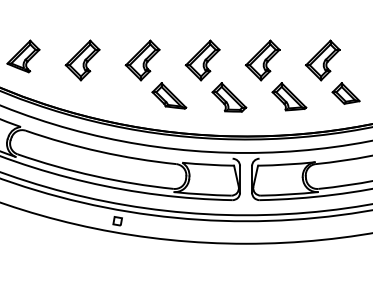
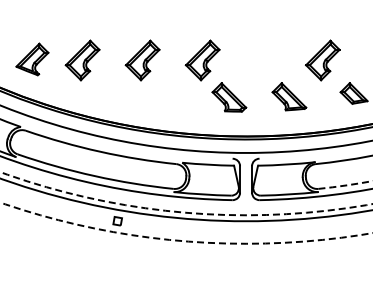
part position: (23, 56) -> (32, 59) (32, 59)
part: present -> none (262, 60)
part position: (345, 93) -> (353, 93) (353, 93)
part: present -> none (169, 95)
arc: solid -> dashed (346, 185)
arc: solid -> dashed (185, 212)
circle: solid -> dashed (186, 222)
